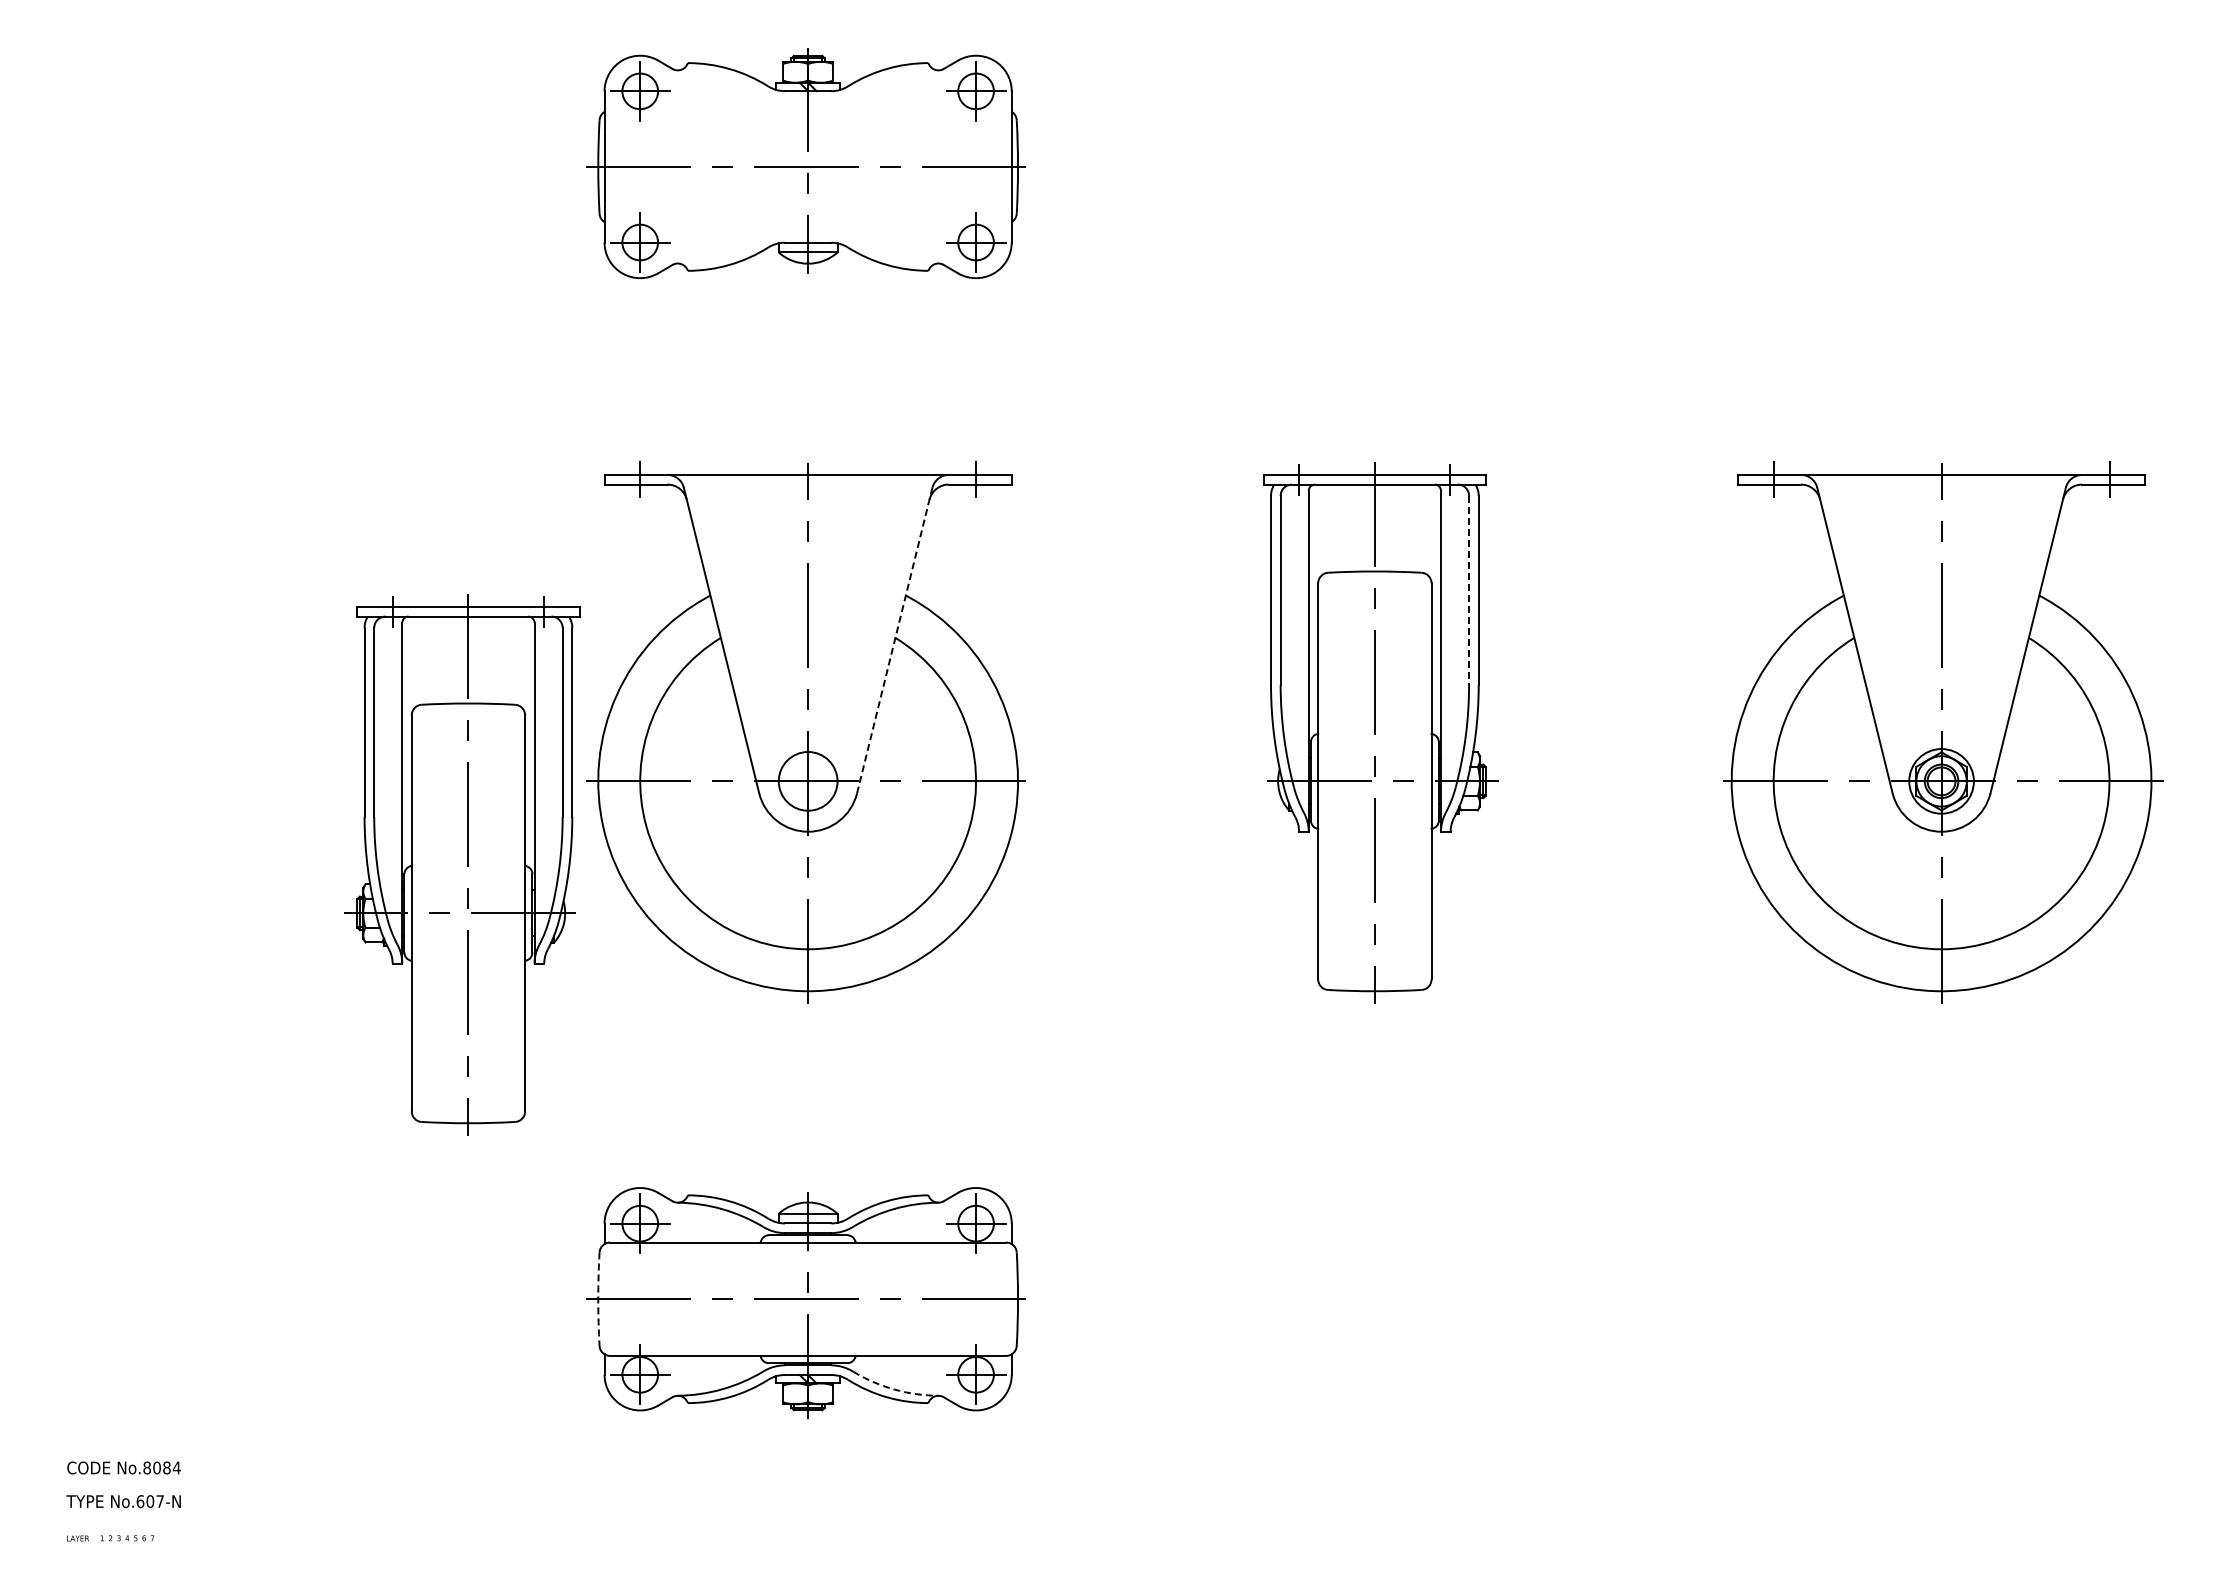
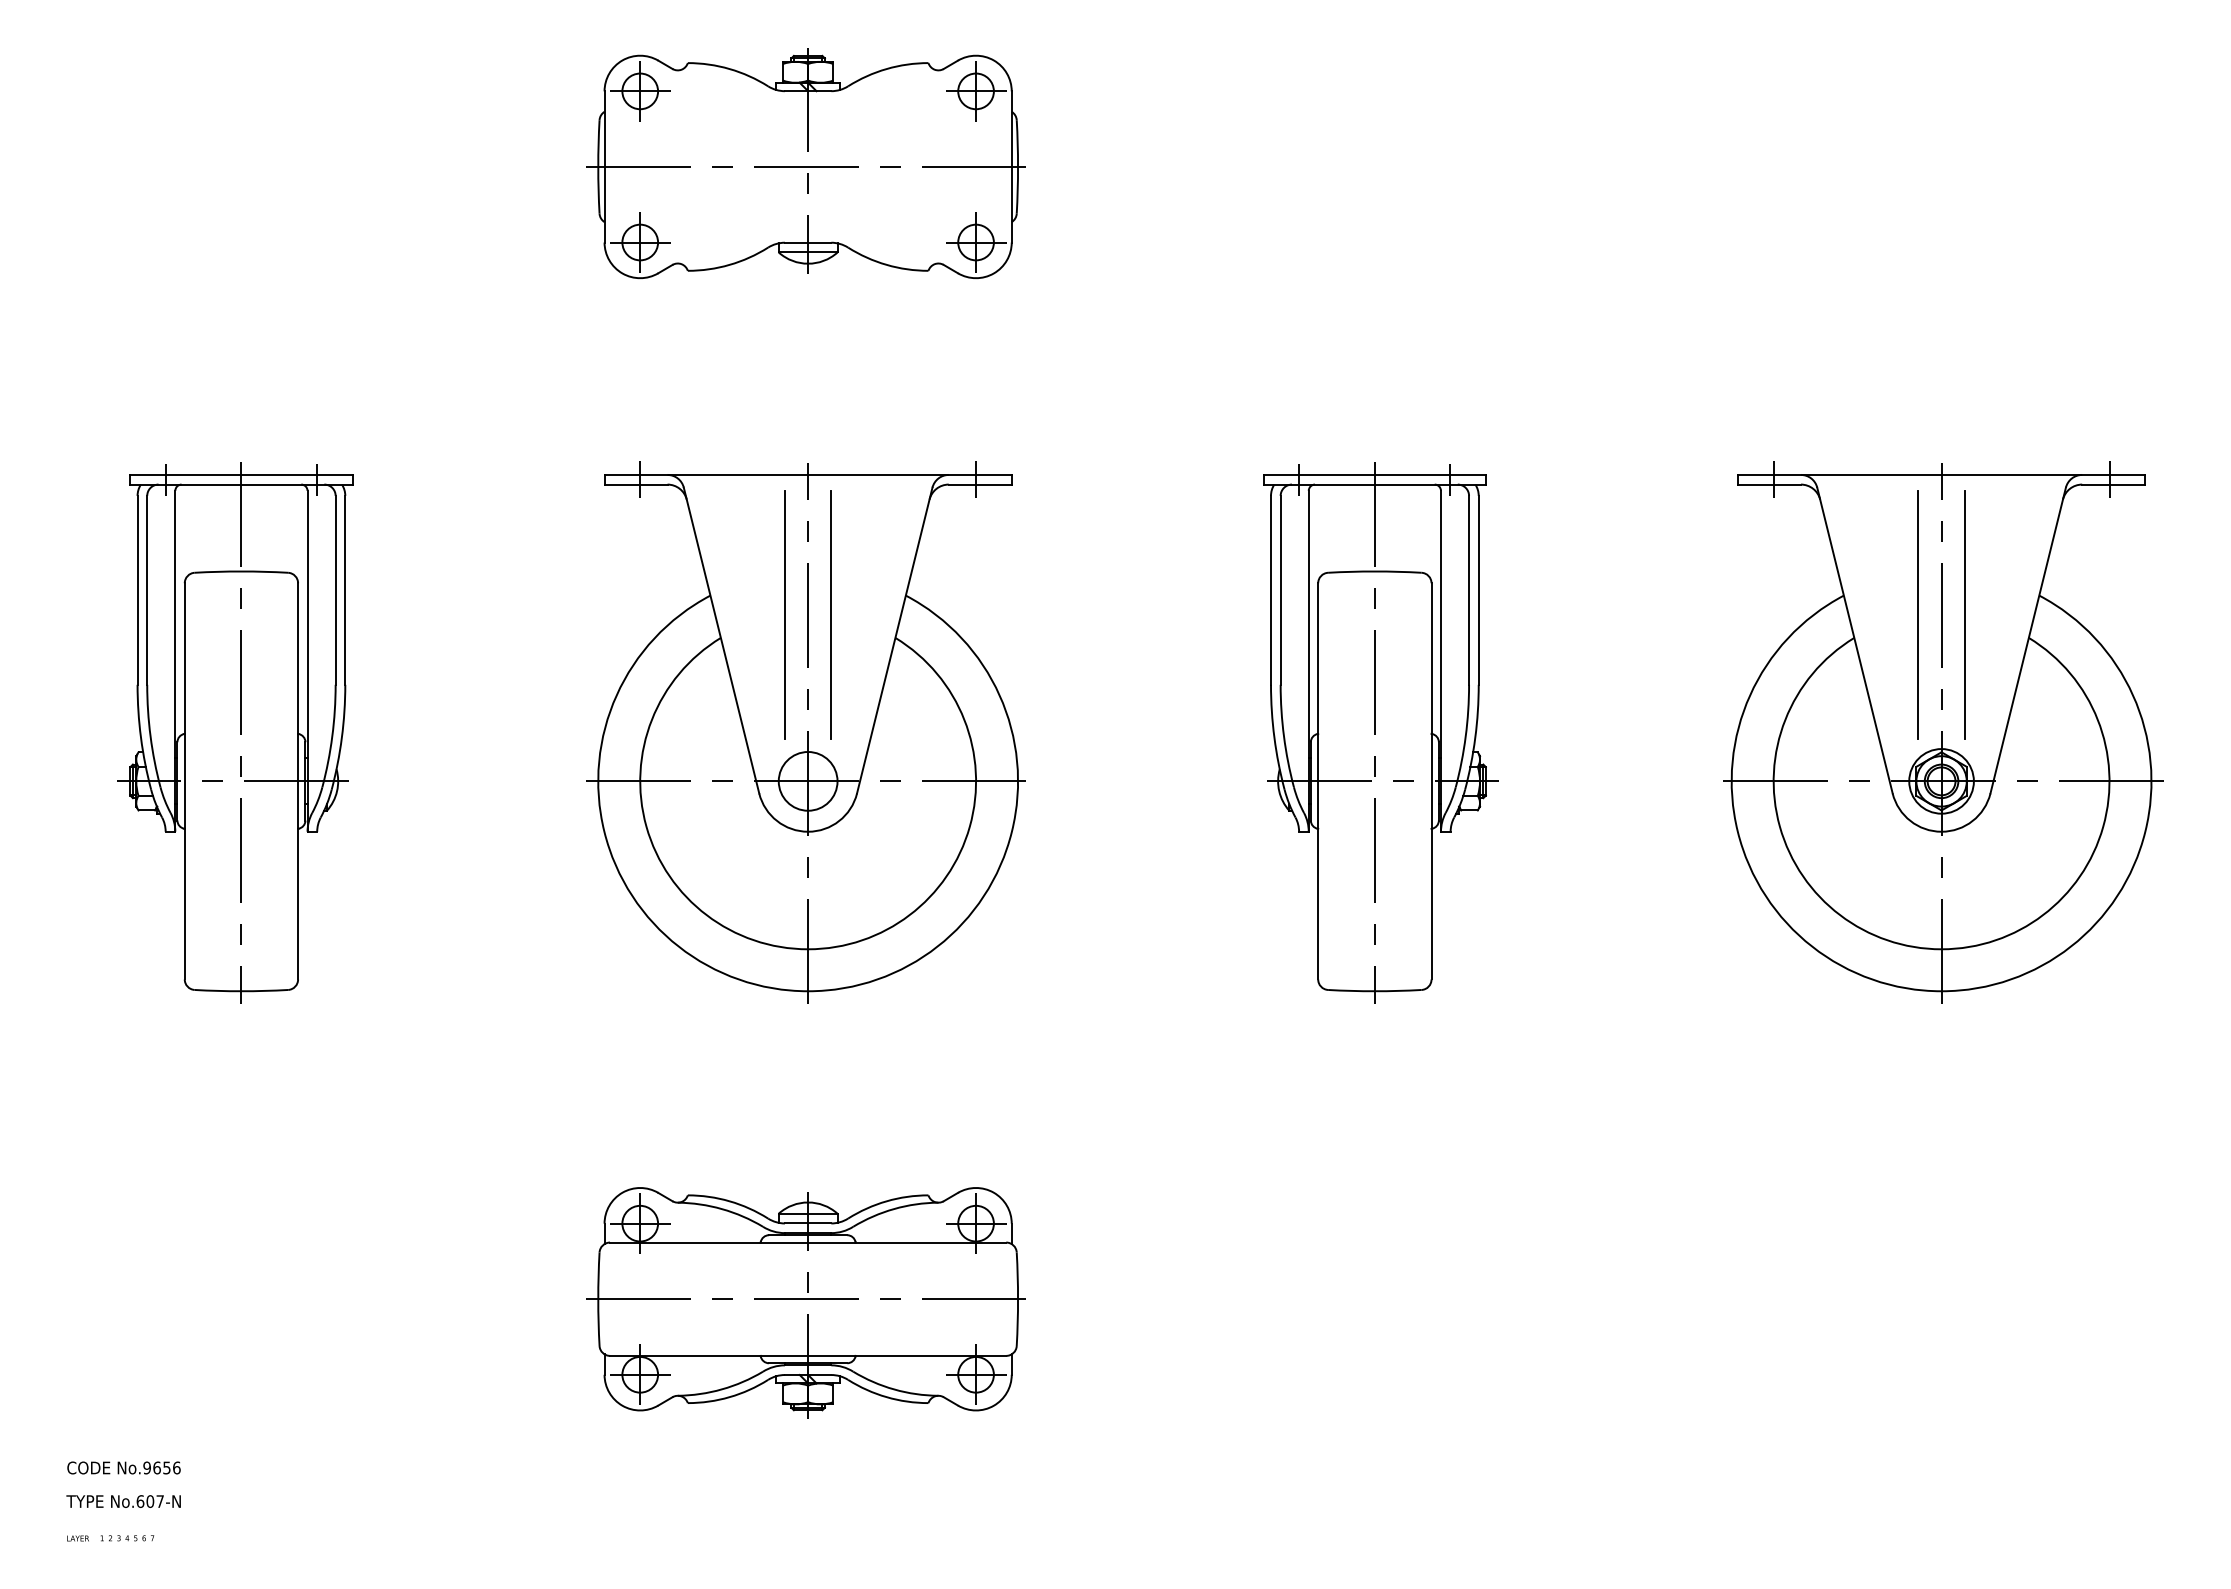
line: dashed -> solid (1469, 590)
line: none -> present (784, 614)
line: none -> present (831, 614)
line: none -> present (1918, 614)
line: none -> present (1964, 614)
line: dashed -> solid (894, 641)
part position: (462, 864) -> (235, 732) (235, 732)
arc: dashed -> solid (598, 1299)
arc: dashed -> solid (894, 1389)
text: No.8084 -> No.9656 (161, 1467)
